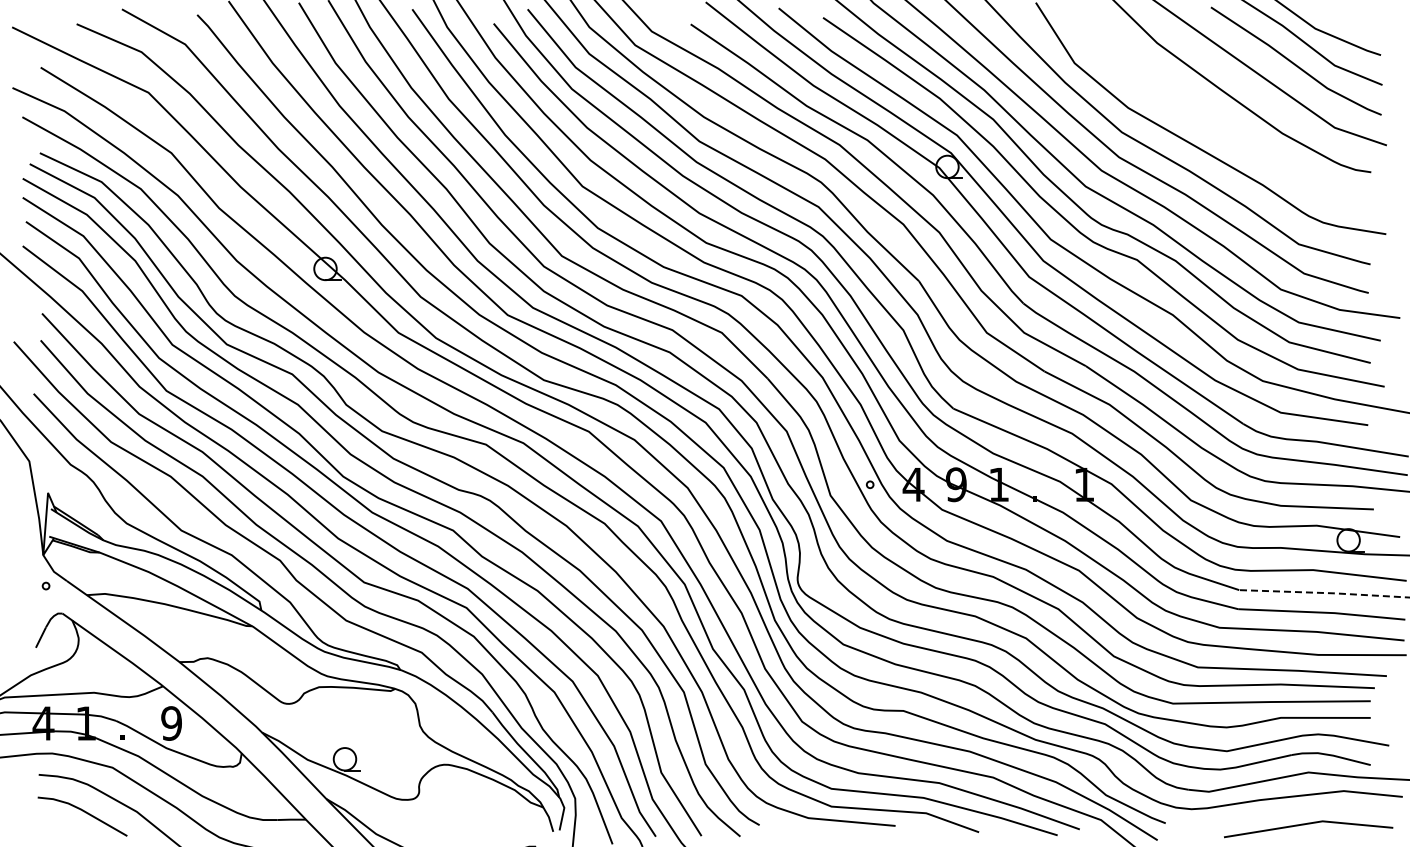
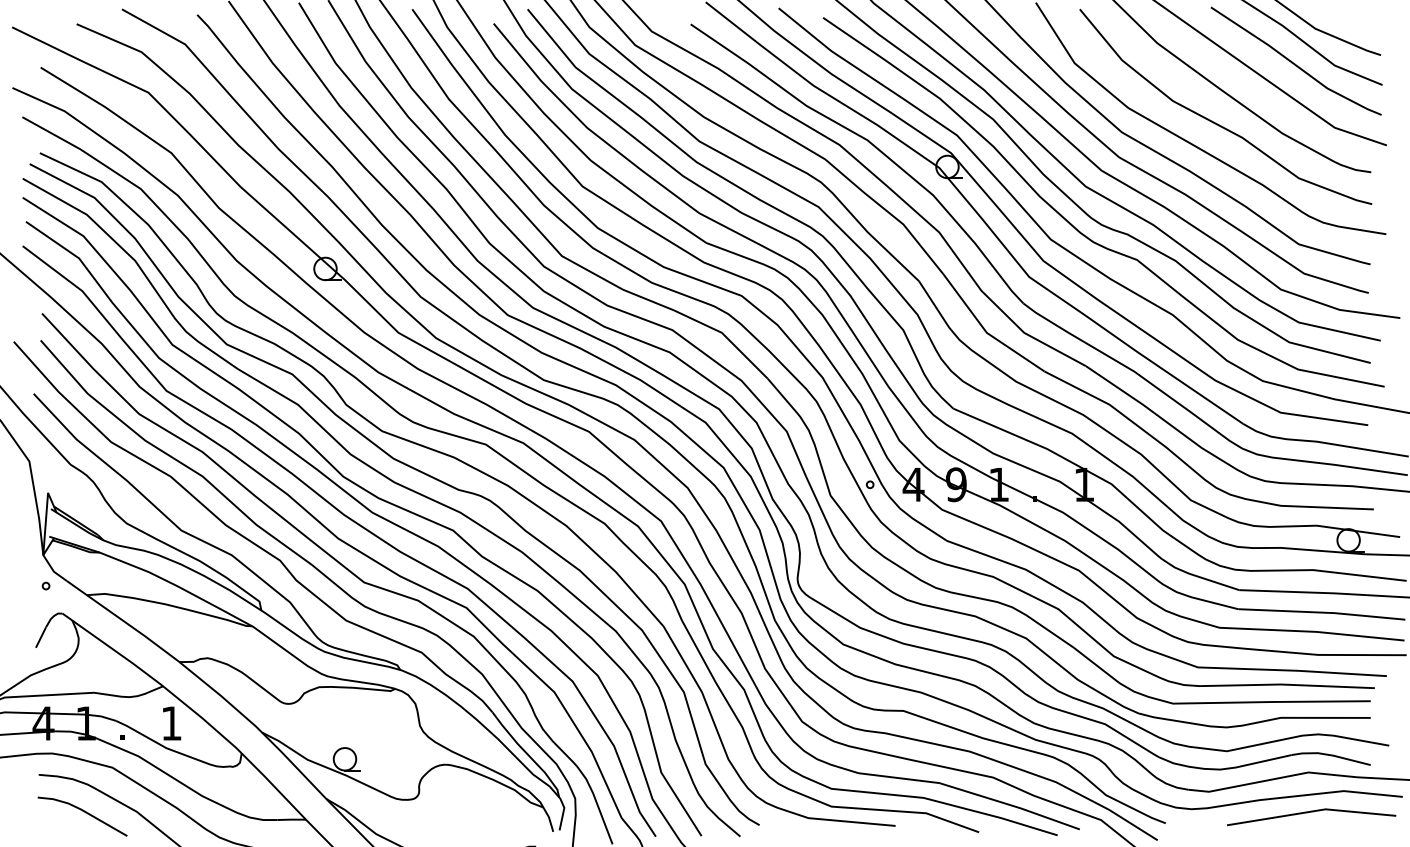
curve: none -> present (1217, 123)
line: dashed -> solid (1324, 593)
text: 9 -> 1 (171, 723)
line position: (1308, 824) -> (1311, 812) (1311, 812)
